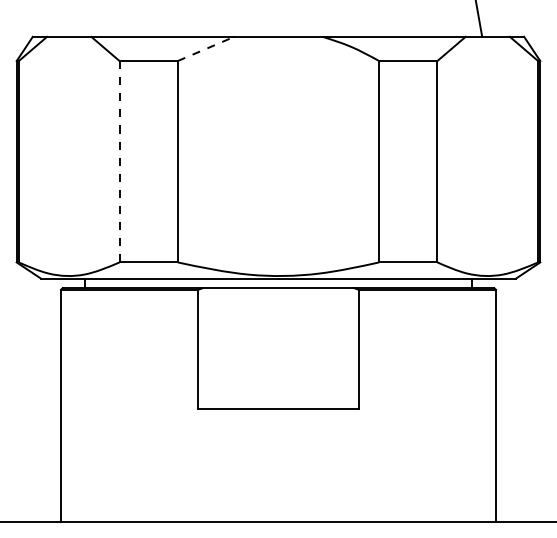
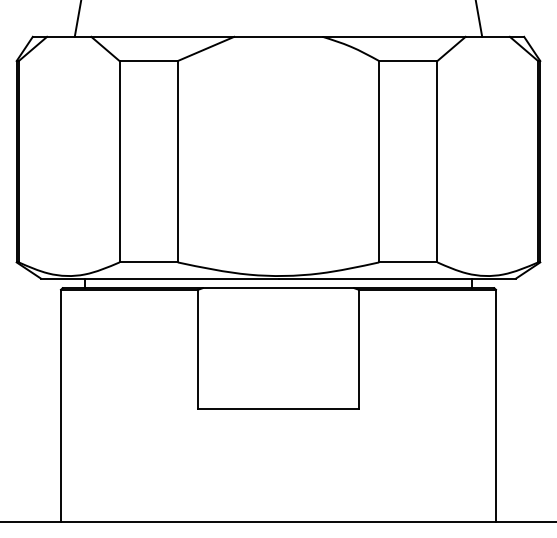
line: none -> present (77, 19)
line: dashed -> solid (206, 48)
line: dashed -> solid (119, 161)
